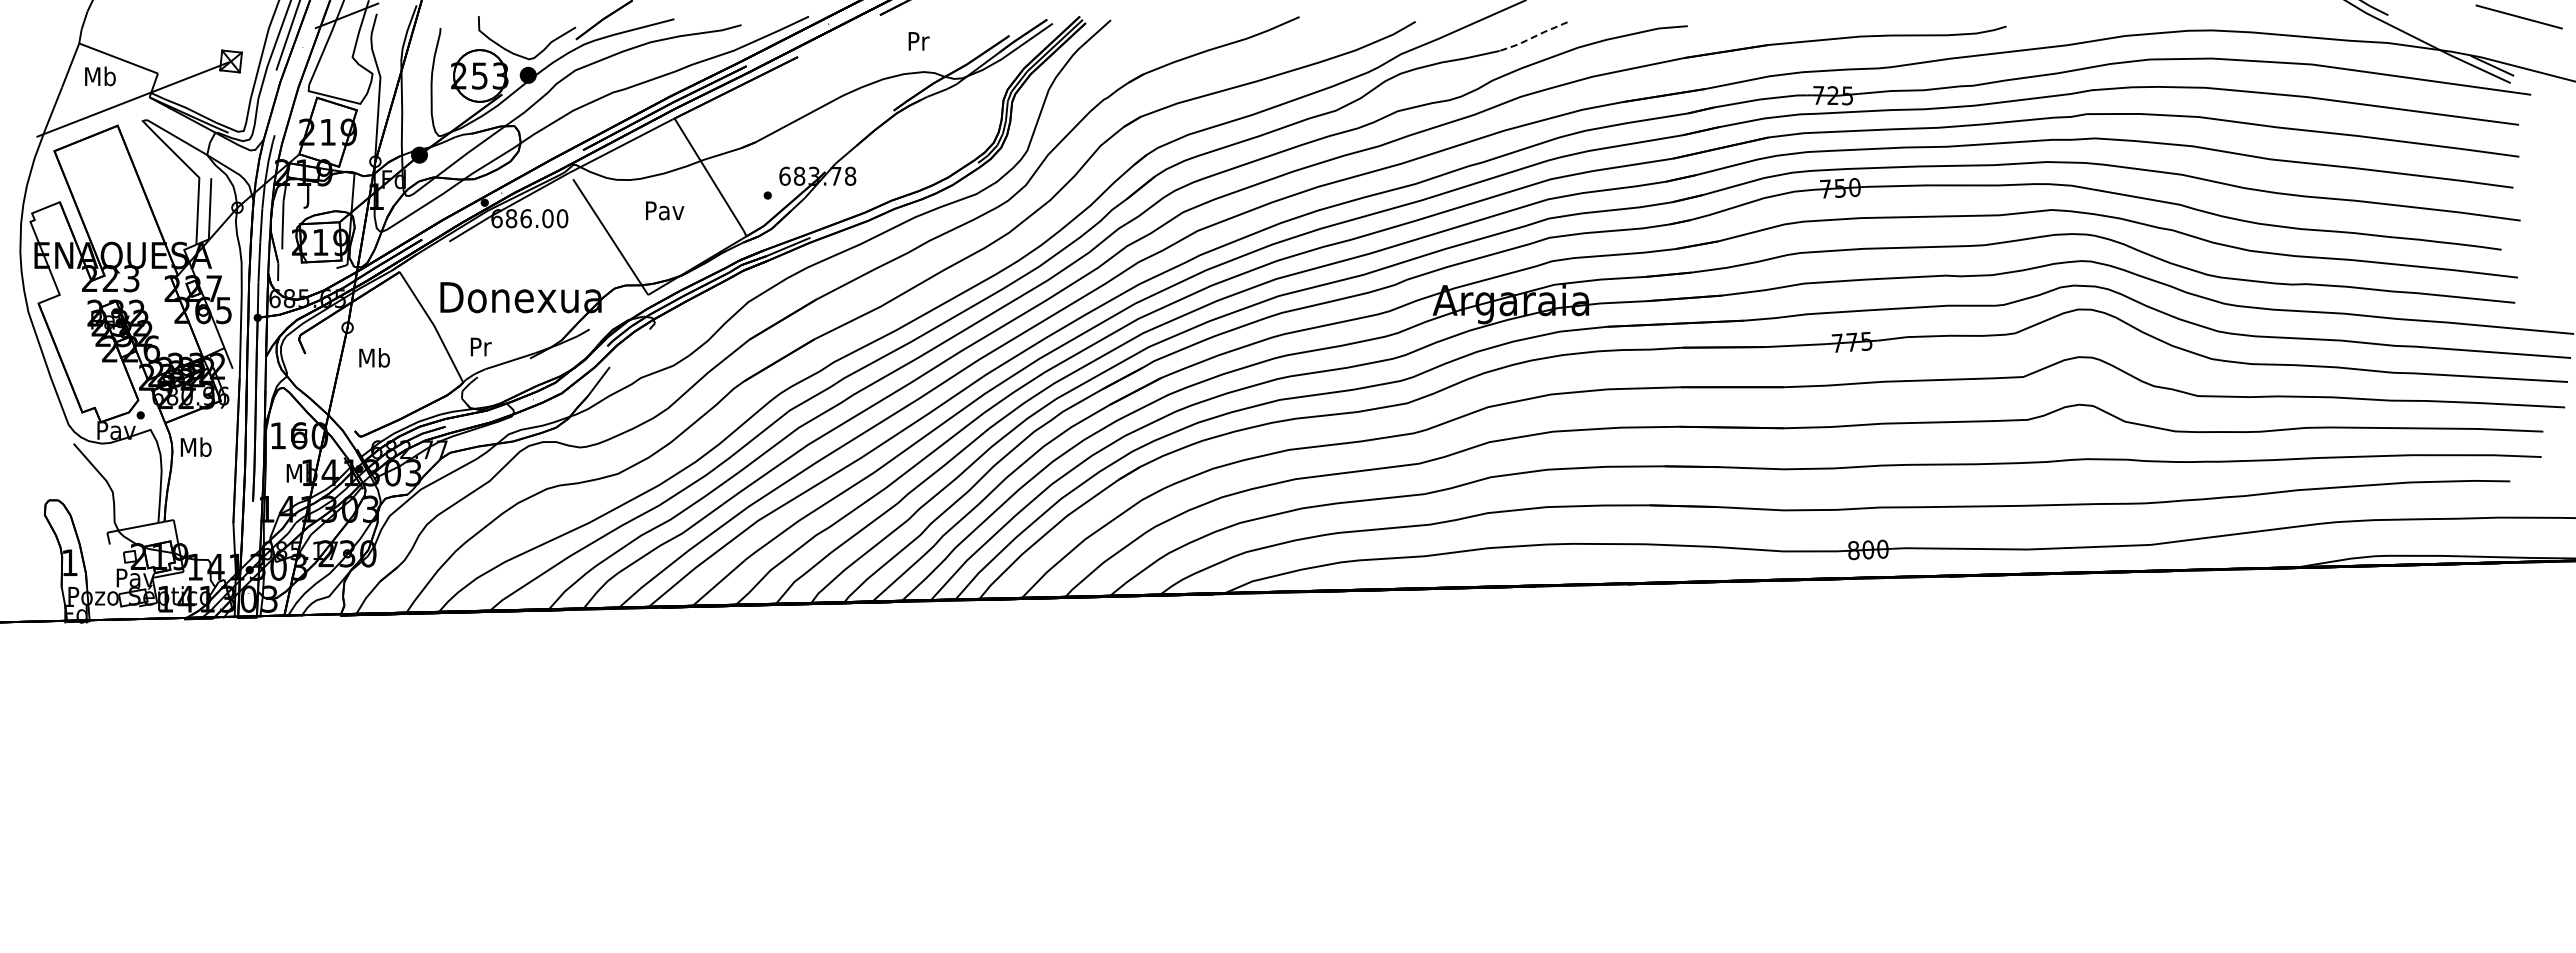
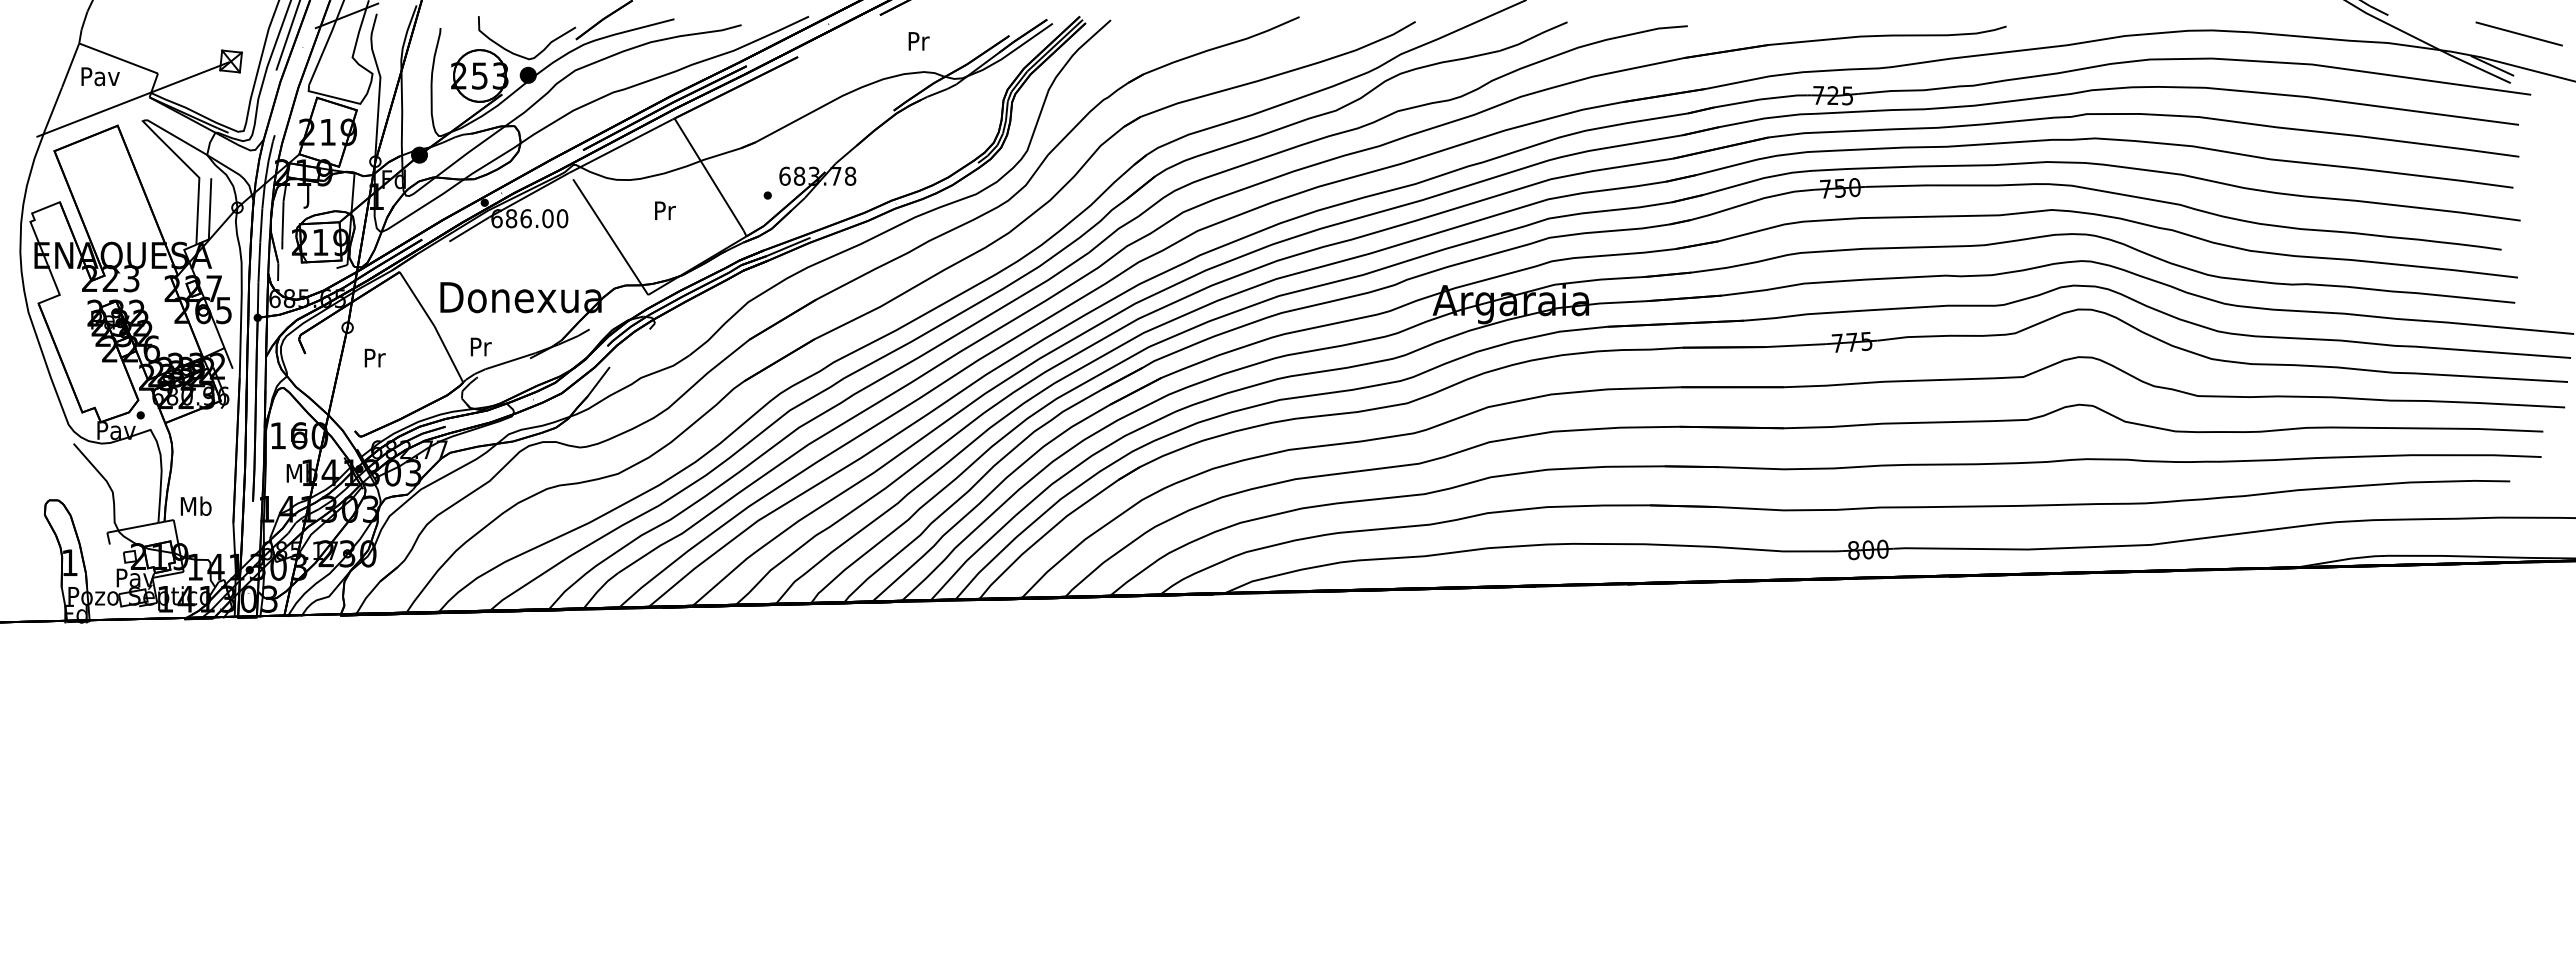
line position: (2518, 16) -> (2518, 33) (2518, 33)
line: dashed -> solid (1533, 37)
text: Mb -> Pav (100, 76)
text: Pav -> Pr (665, 210)
text: Mb -> Pr (374, 357)
text position: (195, 446) -> (195, 505) (195, 505)
